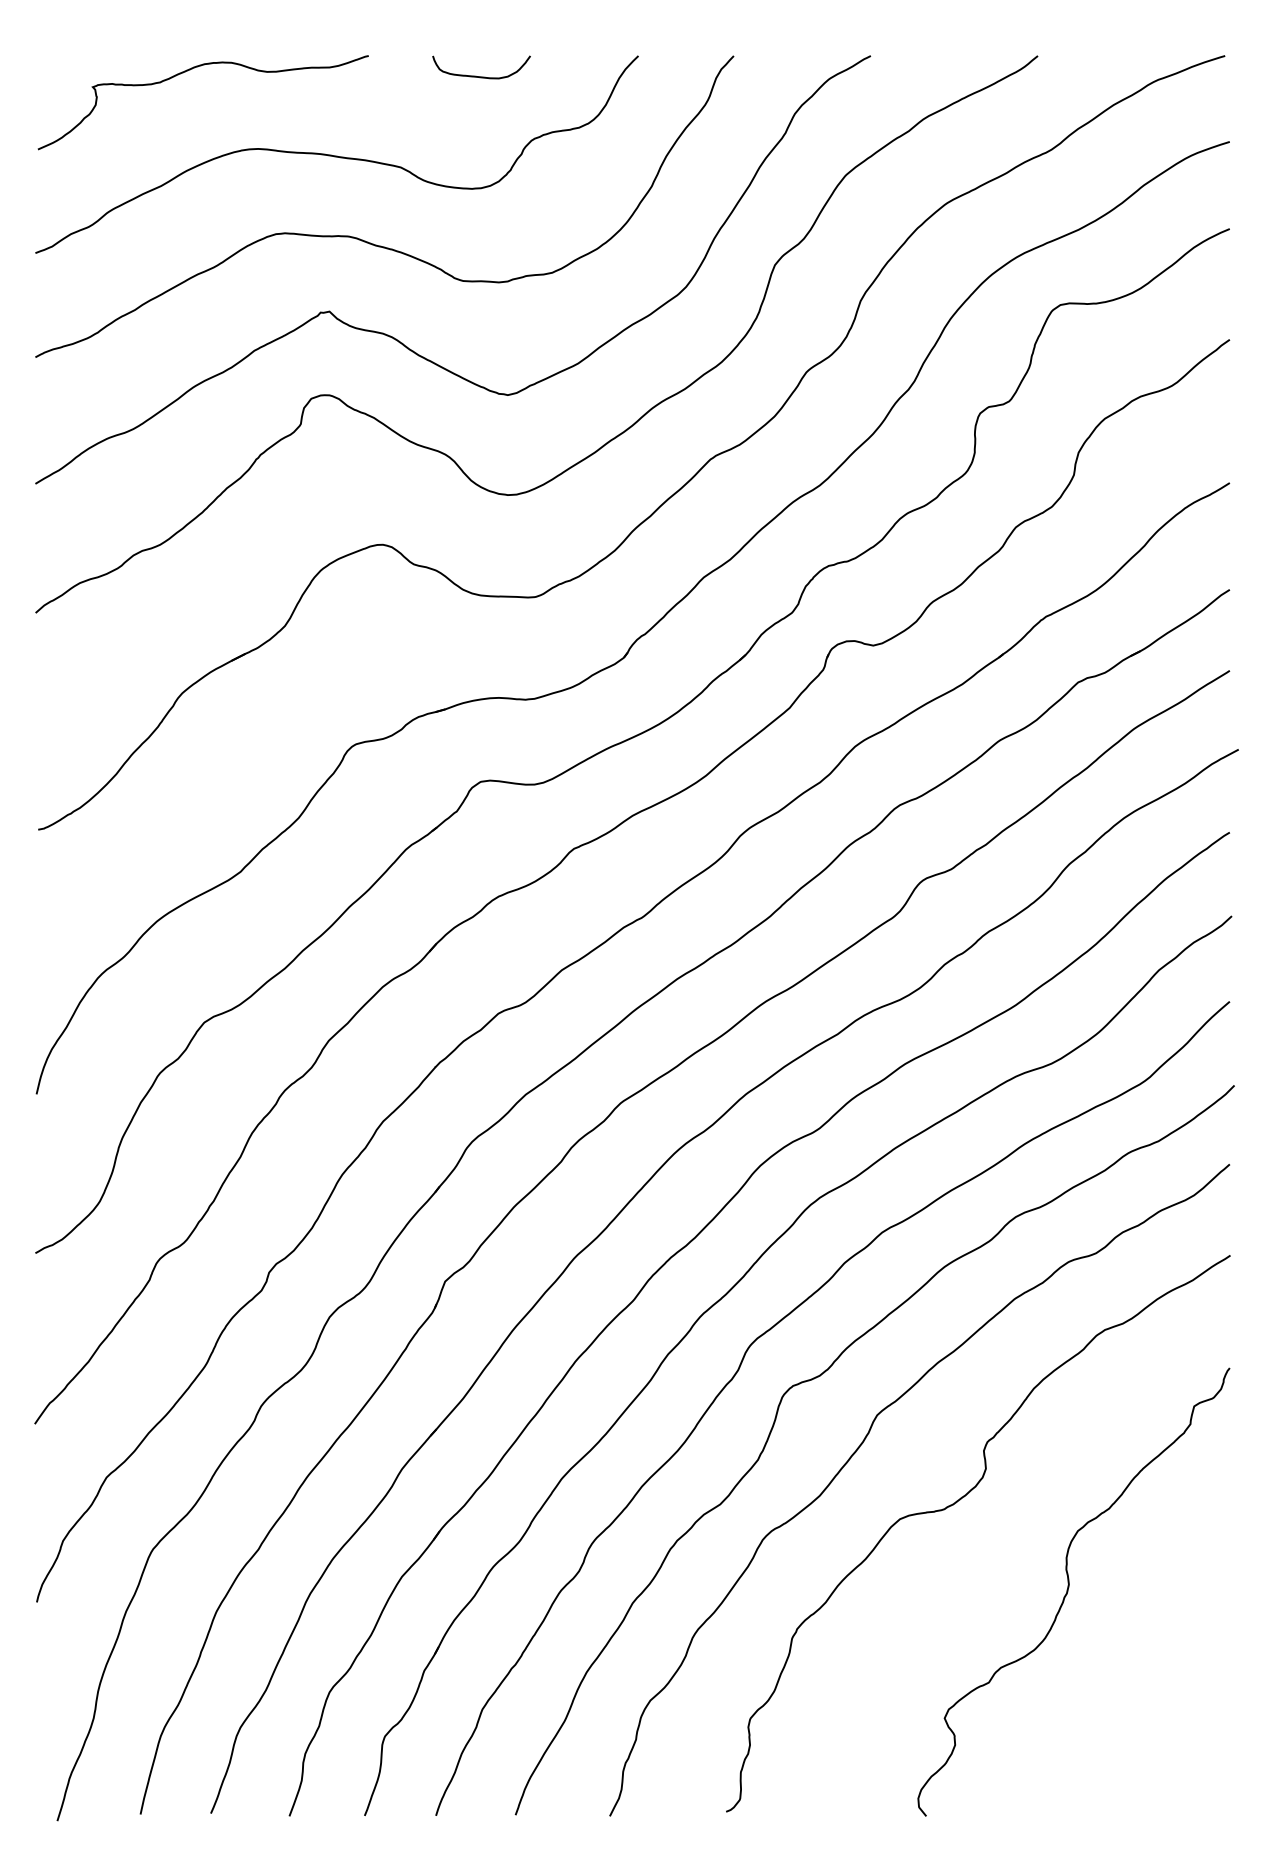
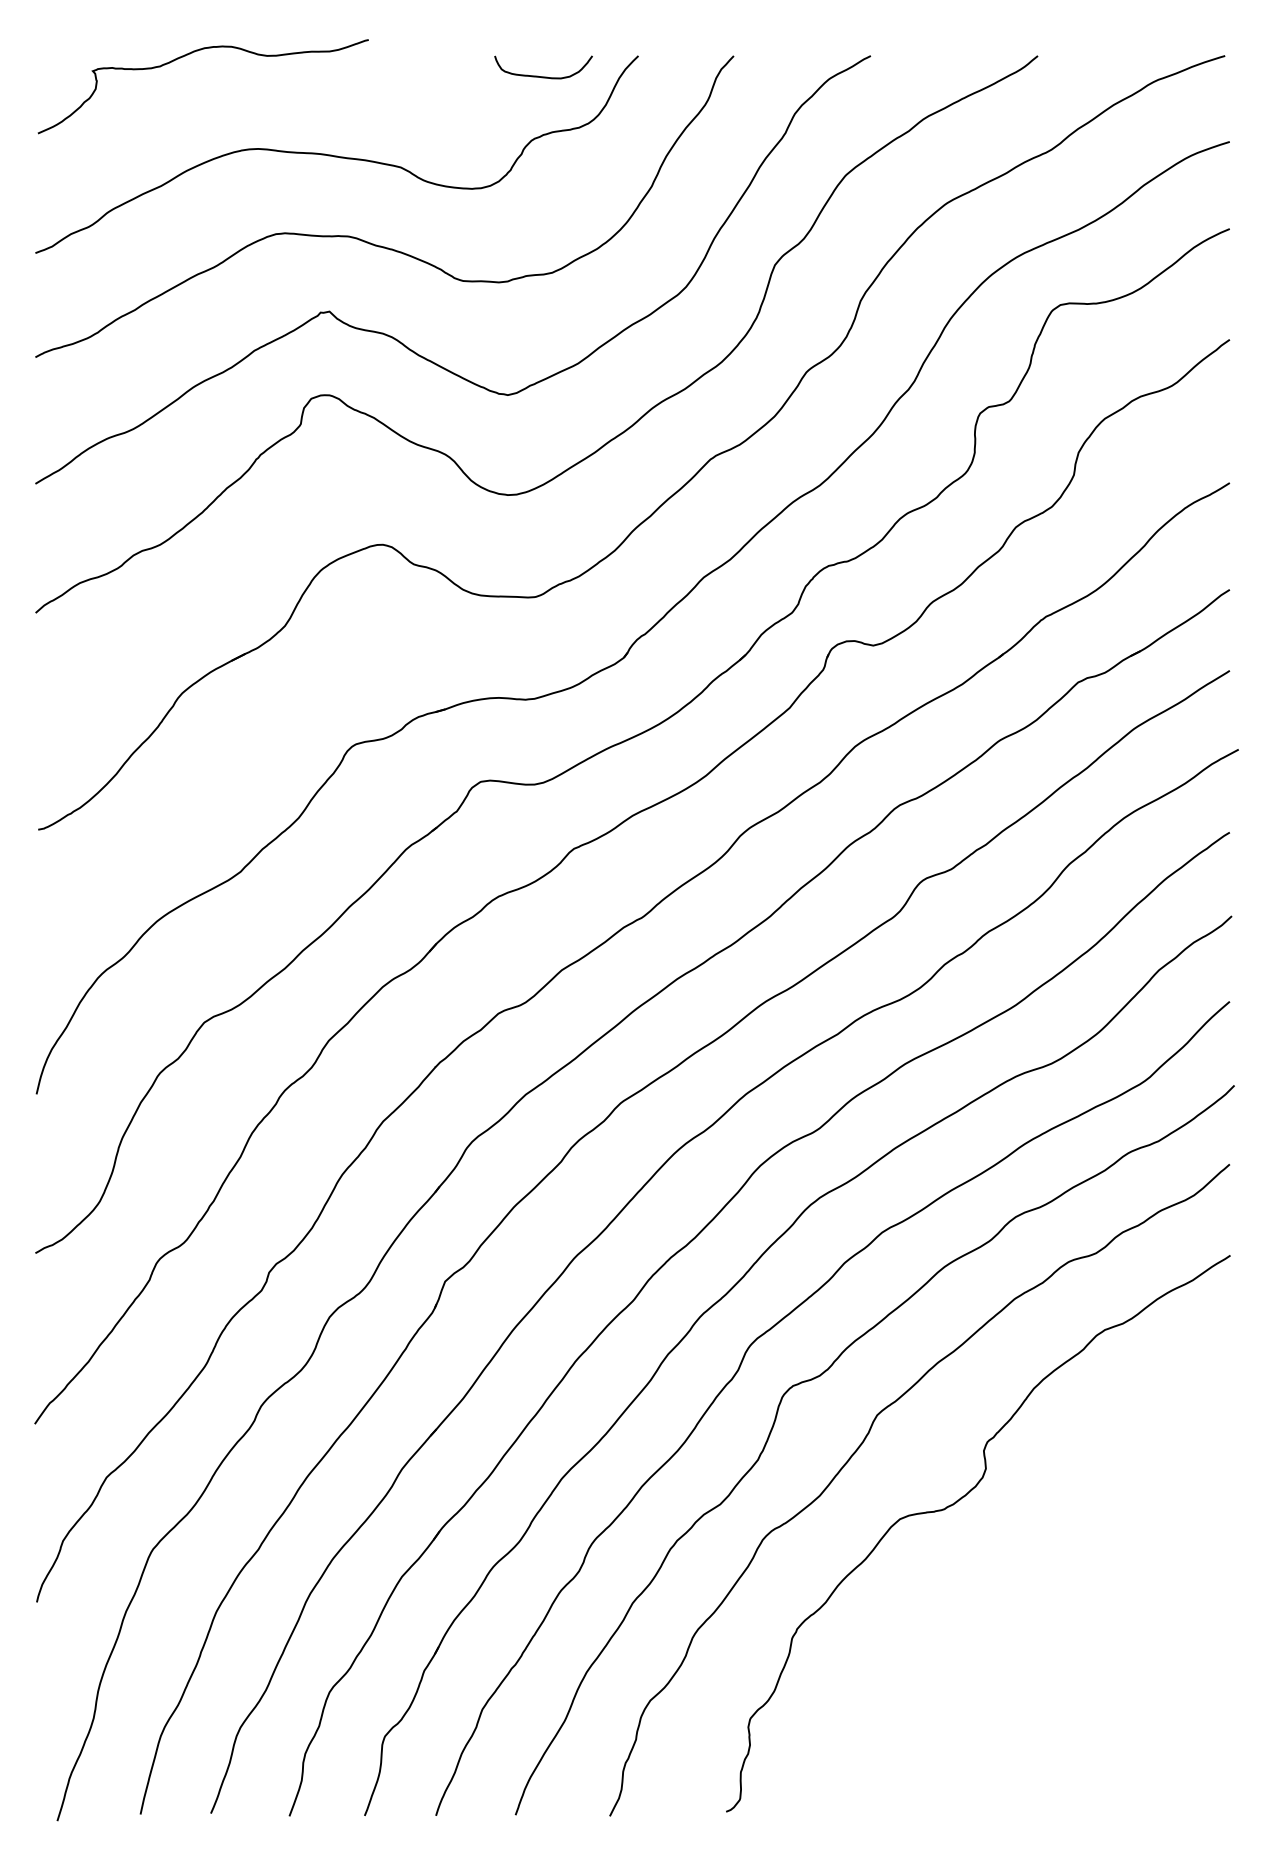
curve position: (190, 70) -> (190, 54) (190, 54)
curve position: (481, 76) -> (543, 76) (543, 76)
curve: present -> none (1068, 1591)
